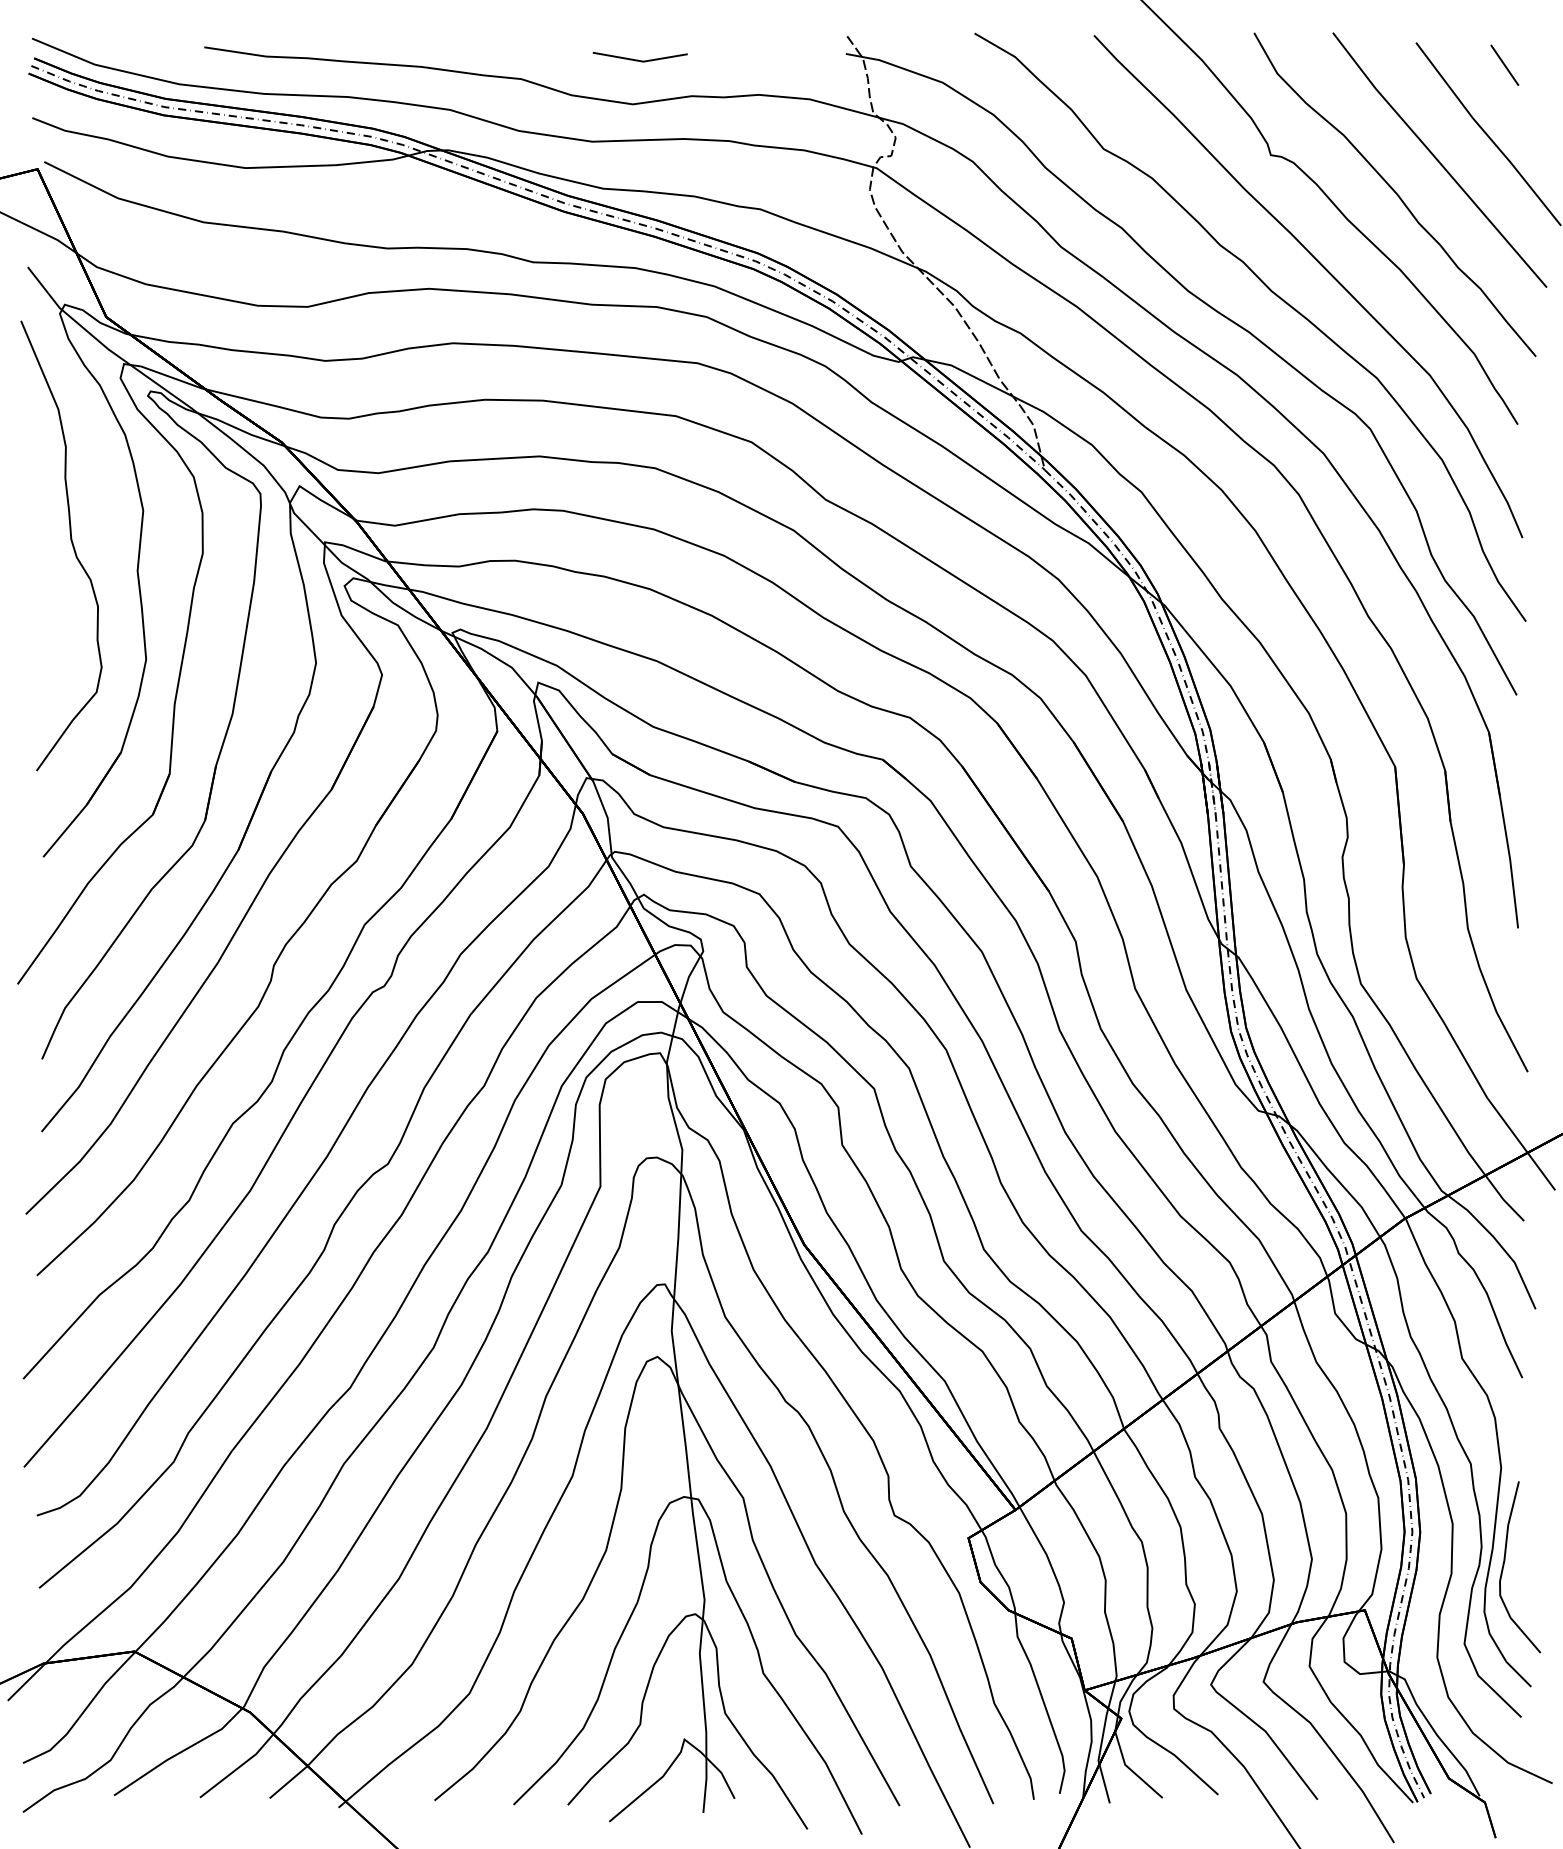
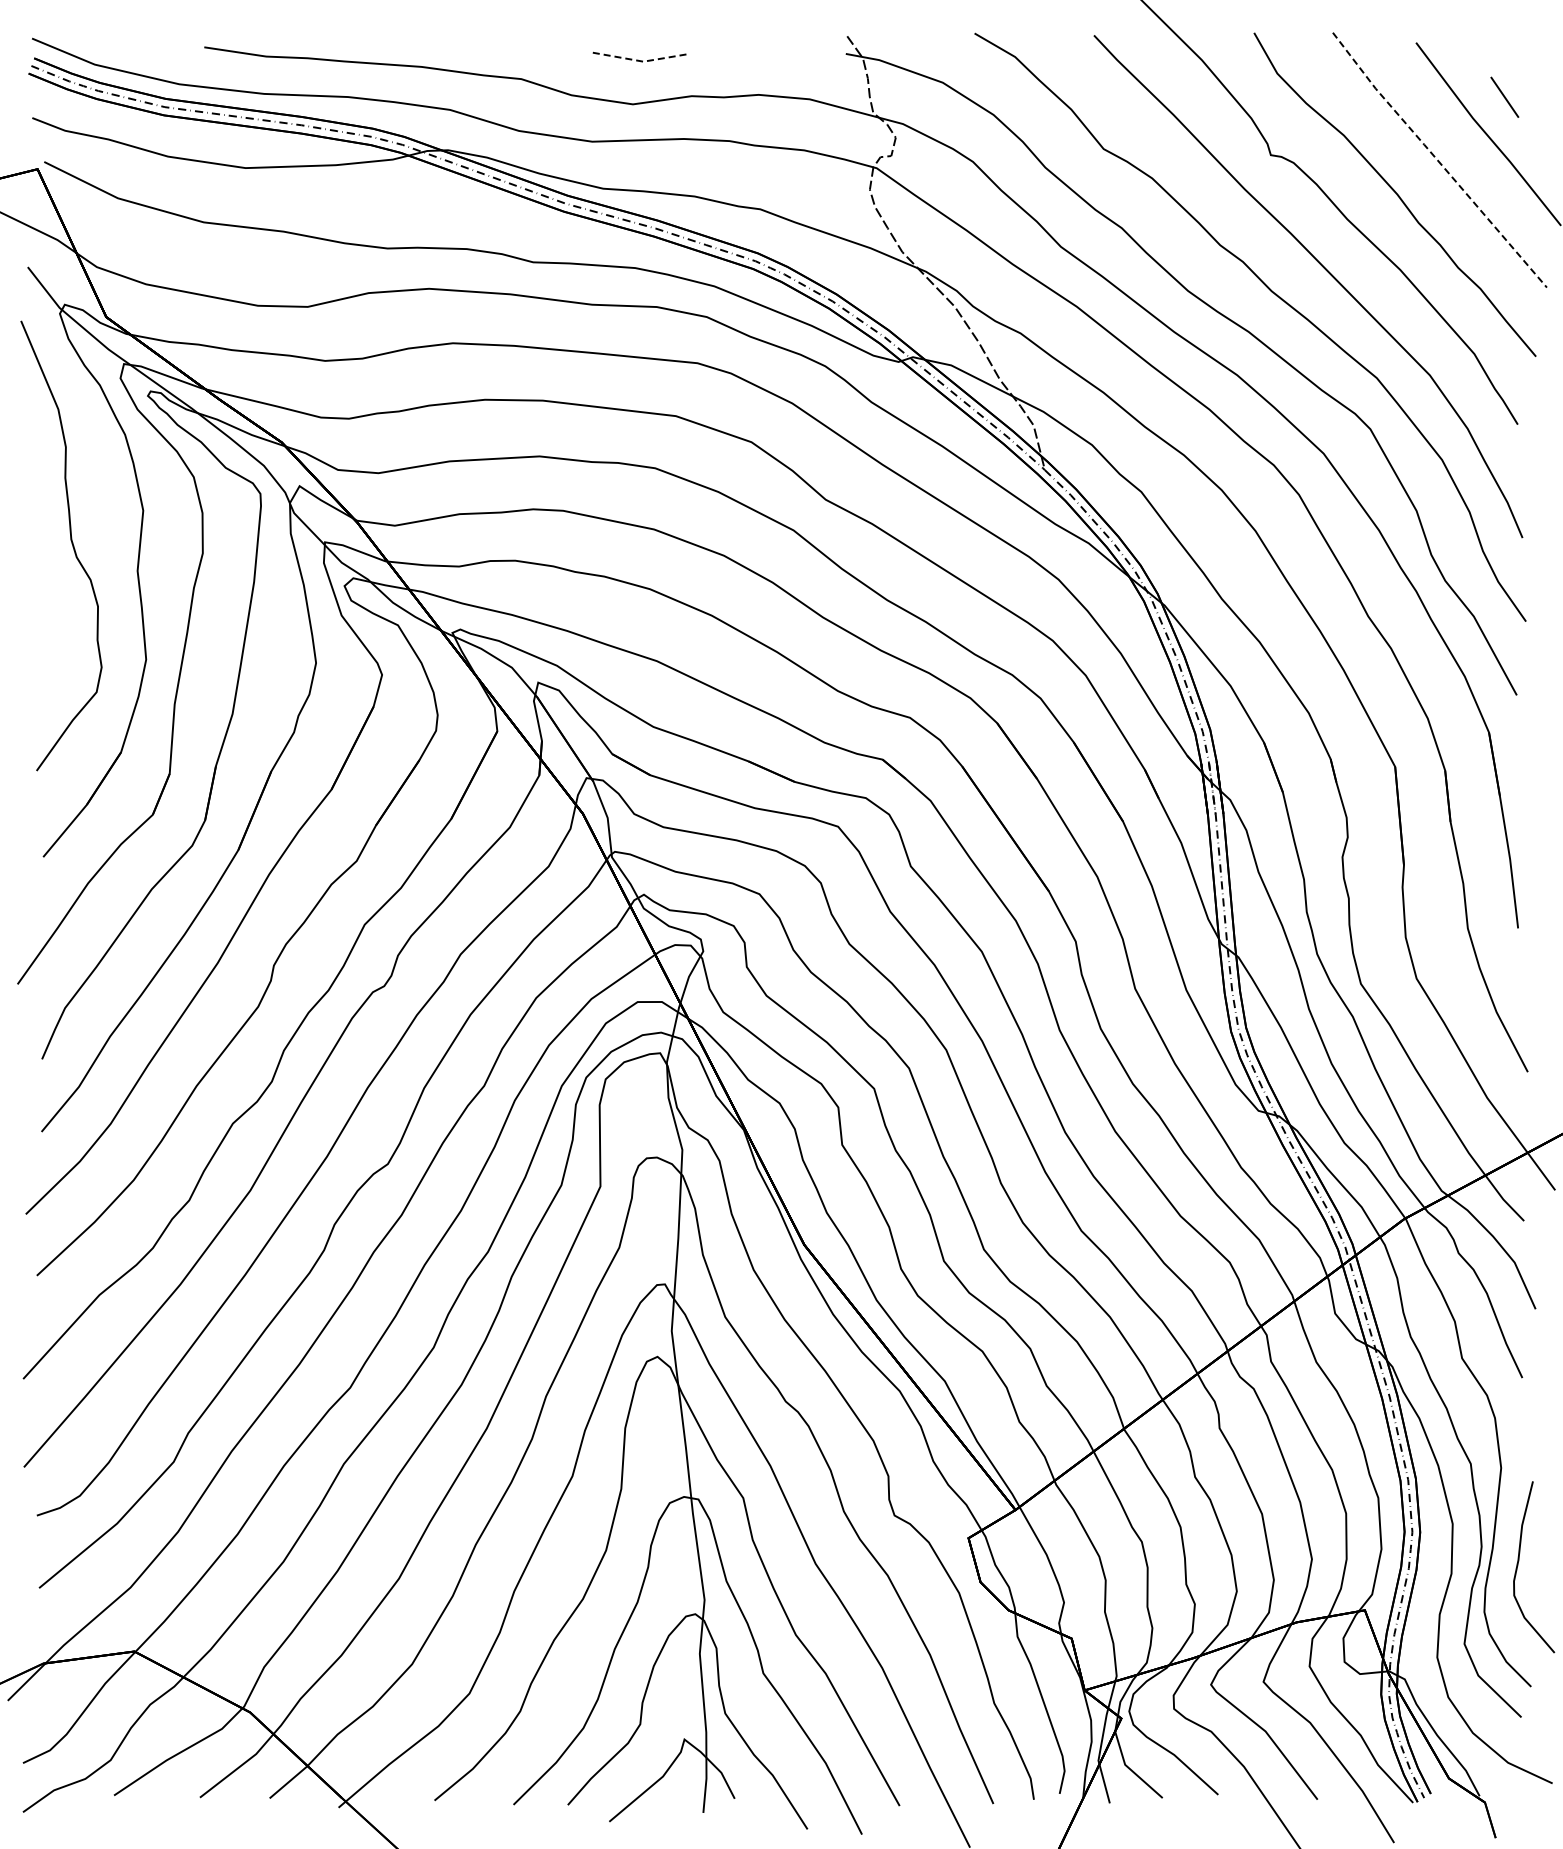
line: solid -> dashed (640, 61)
line position: (1504, 64) -> (1504, 96) (1504, 96)
line: solid -> dashed (1437, 160)
curve position: (1504, 1565) -> (1518, 1565) (1518, 1565)
